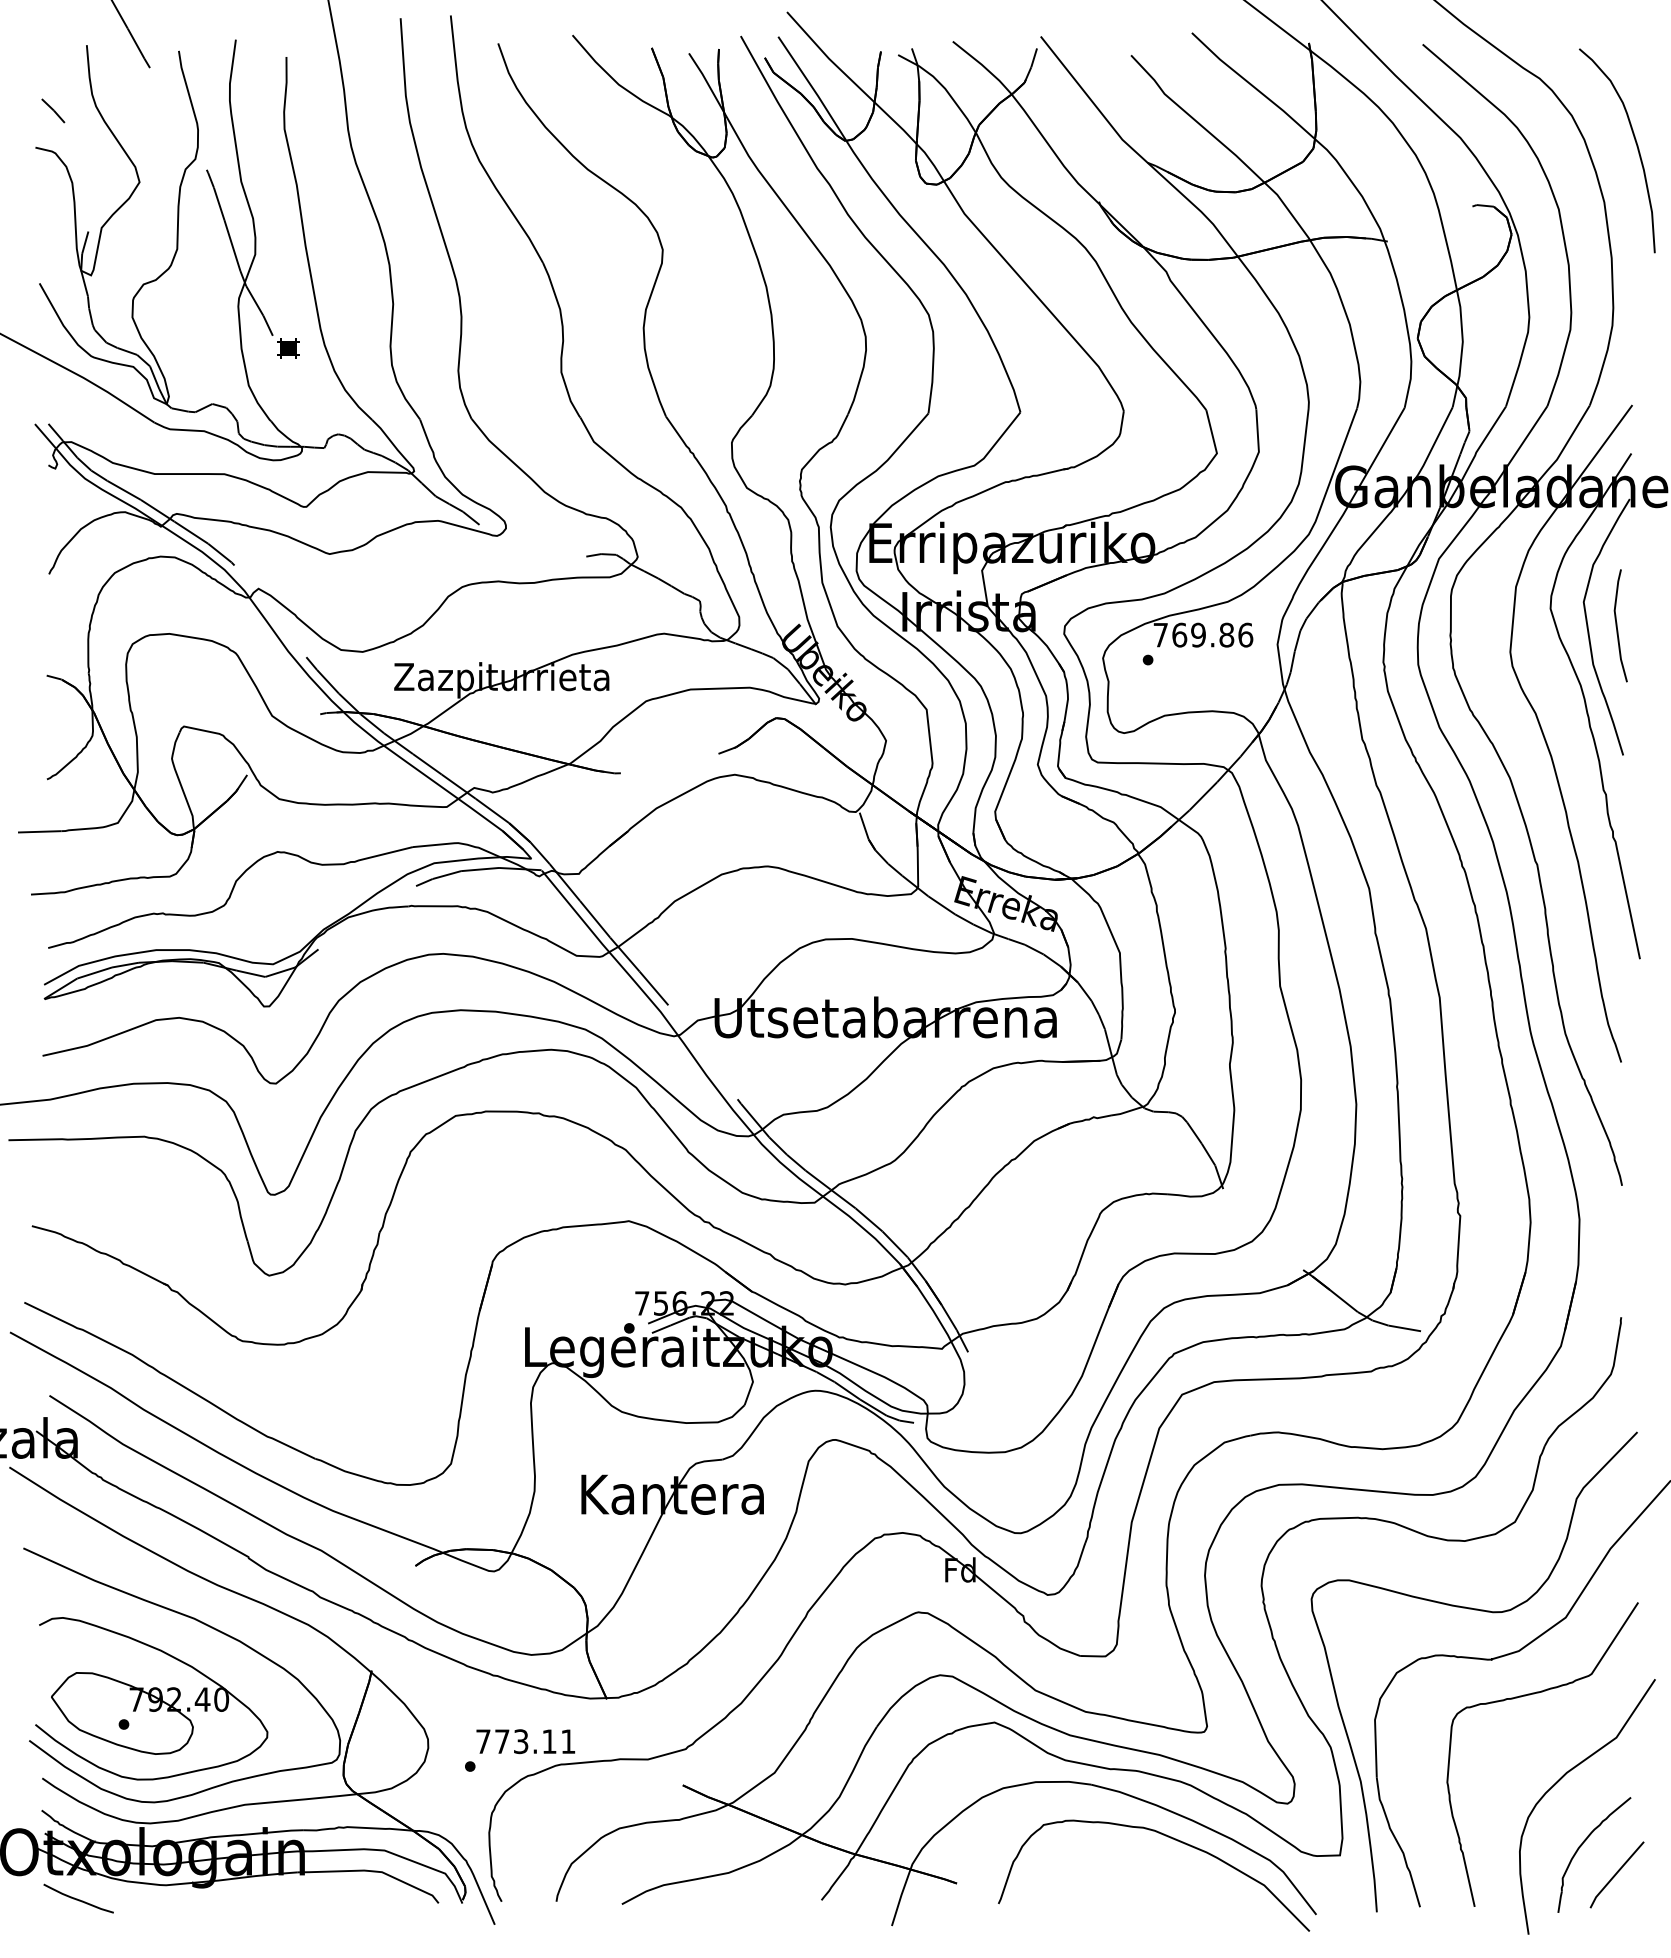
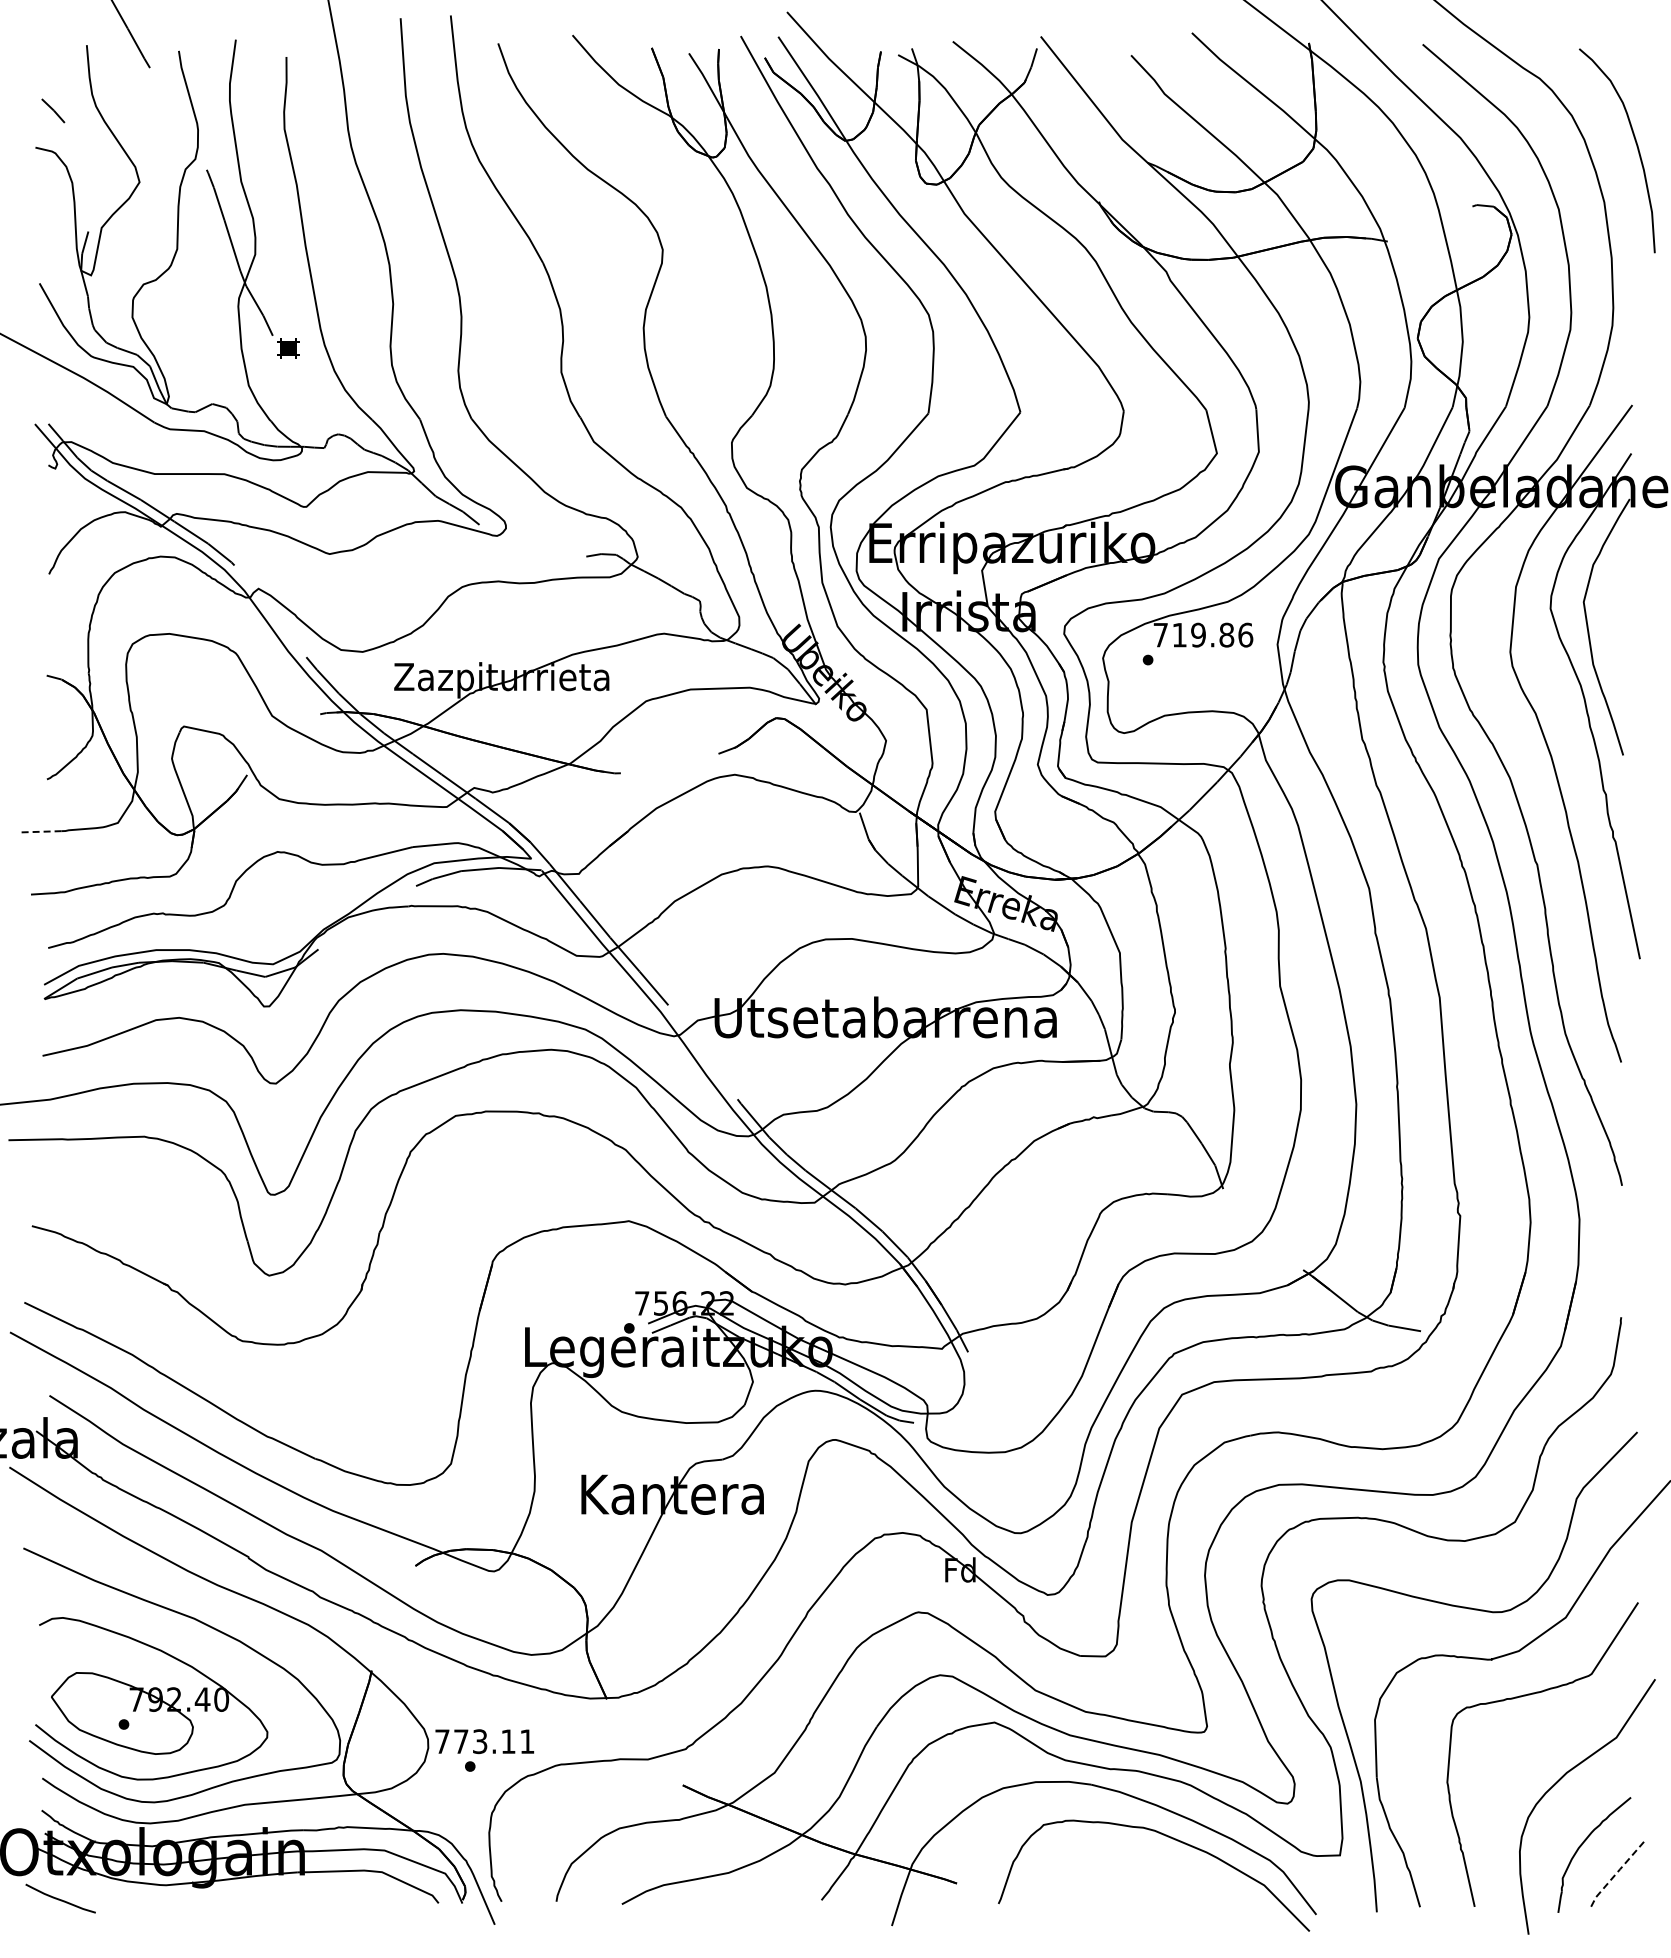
line: present -> none (1617, 625)
text: 769.86 -> 719.86 (1179, 634)
line: solid -> dashed (39, 831)
text position: (525, 1741) -> (484, 1741) (484, 1741)
line: solid -> dashed (1615, 1874)
curve position: (77, 1898) -> (59, 1898) (59, 1898)
